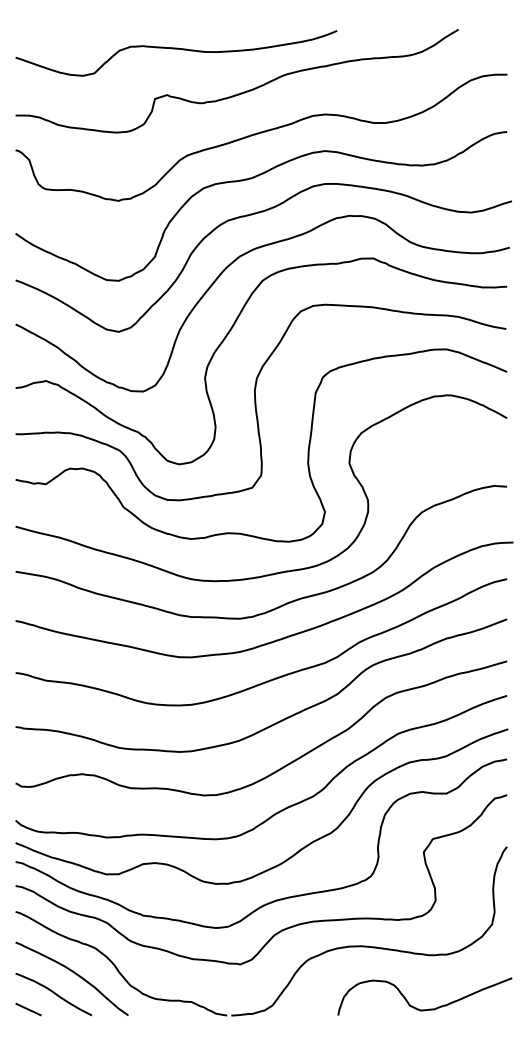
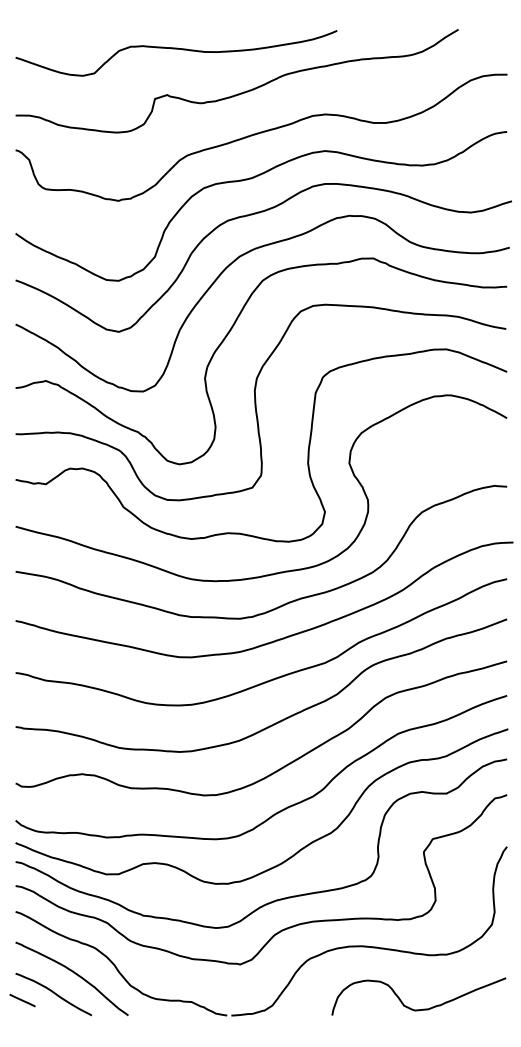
curve position: (429, 1008) -> (423, 1008) (423, 1008)
line position: (28, 1009) -> (22, 1000) (22, 1000)
